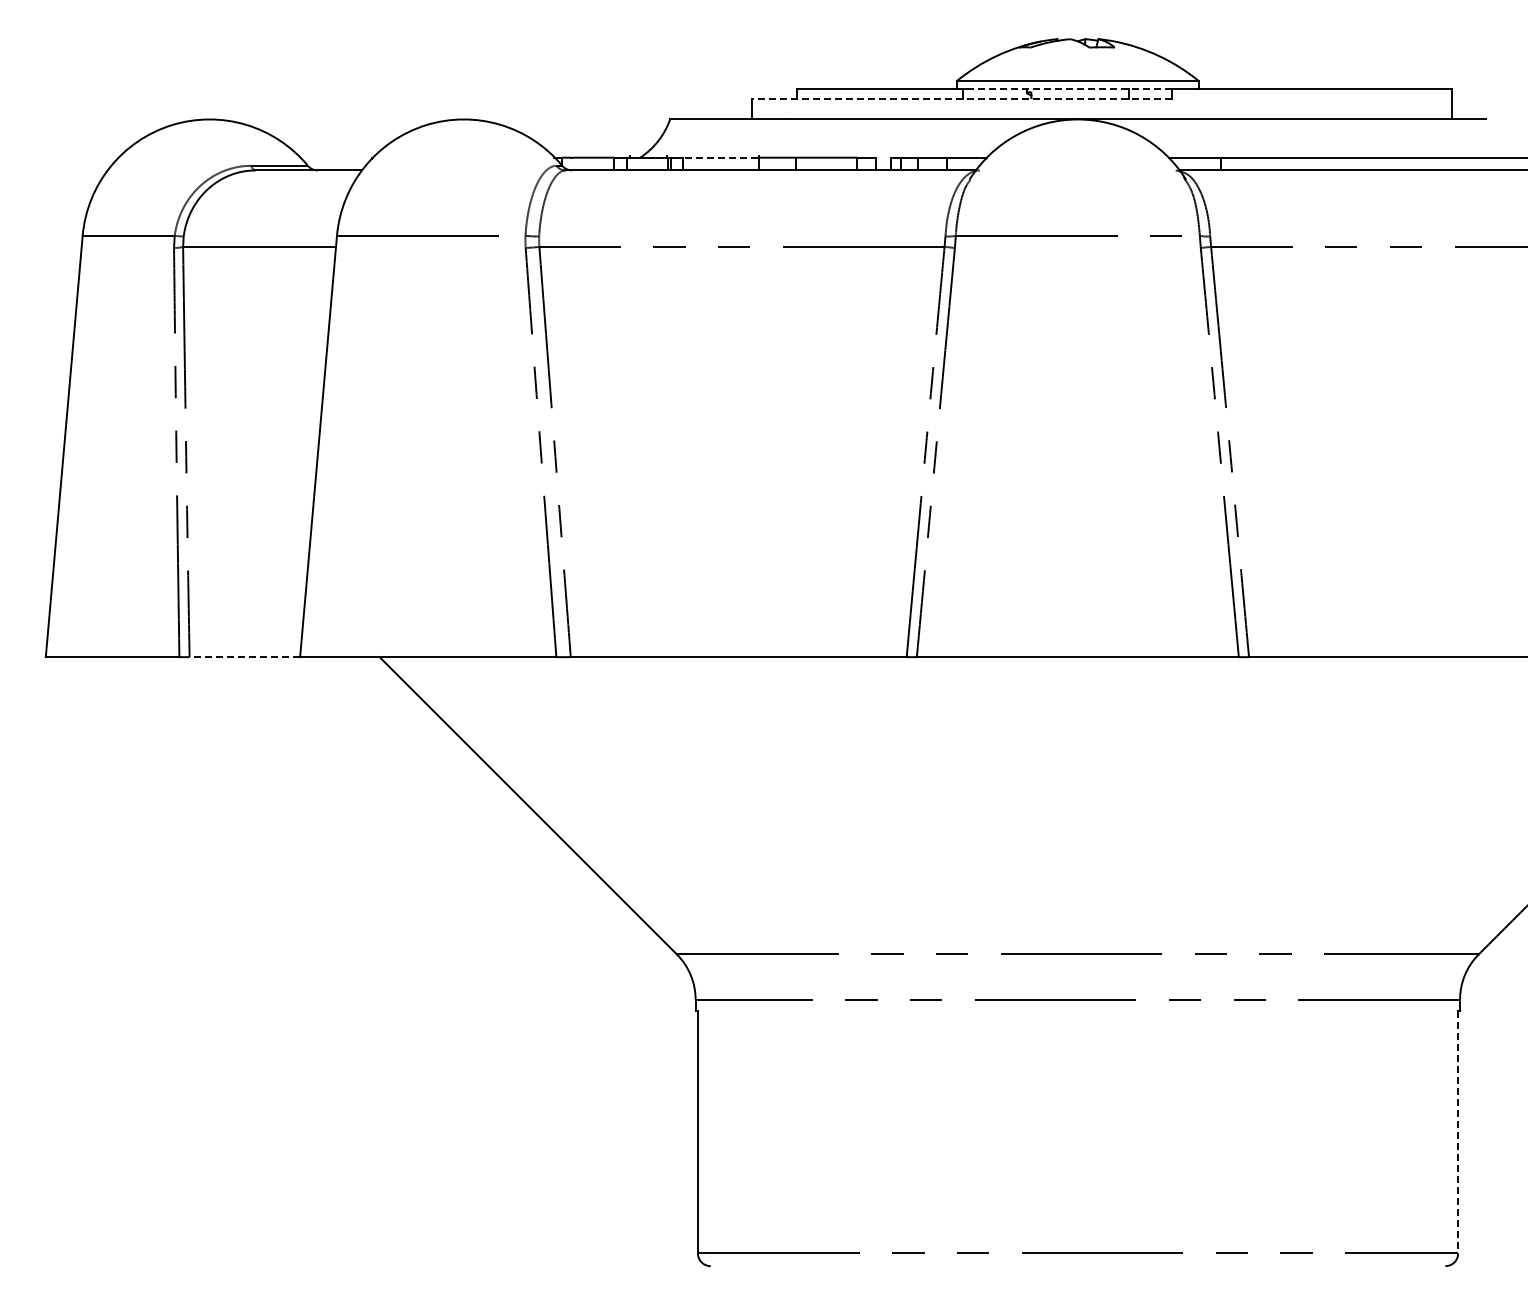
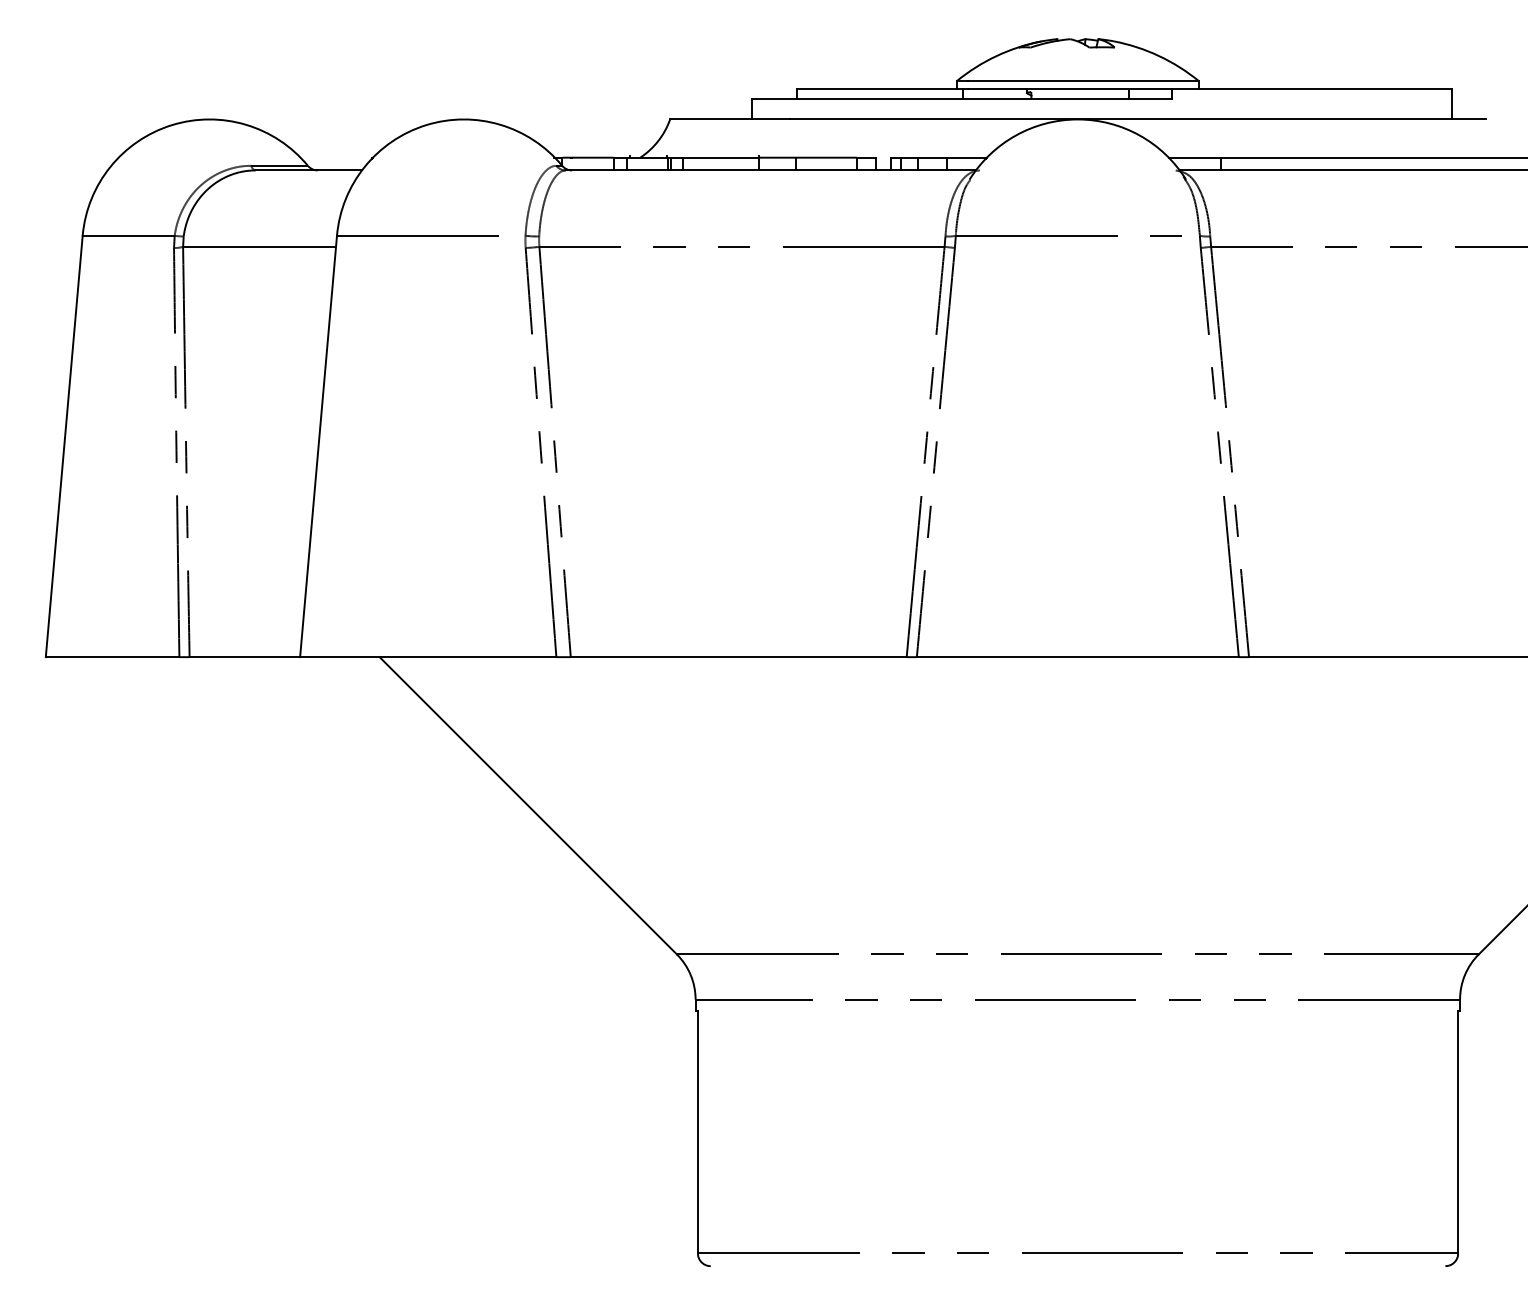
line: dashed -> solid (1069, 88)
line: dashed -> solid (961, 99)
line: dashed -> solid (720, 157)
line: dashed -> solid (244, 657)
line: dashed -> solid (1458, 1132)
